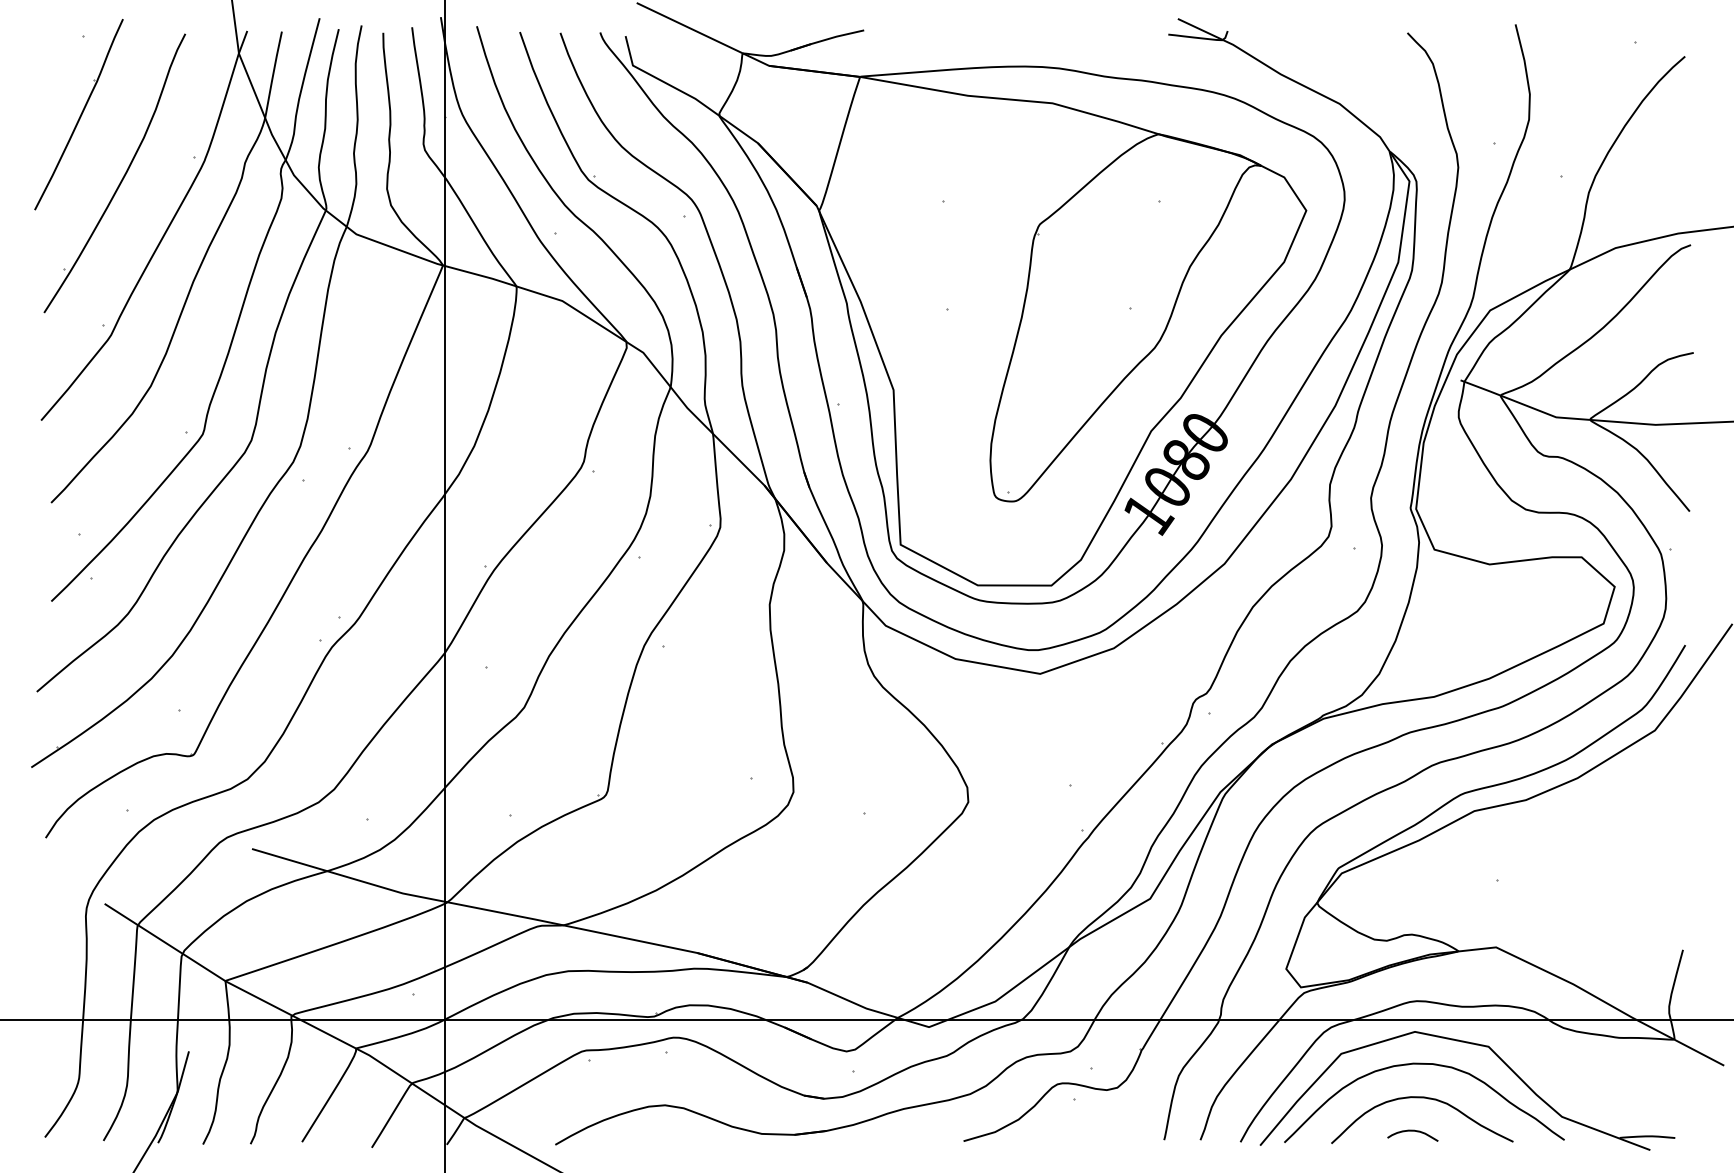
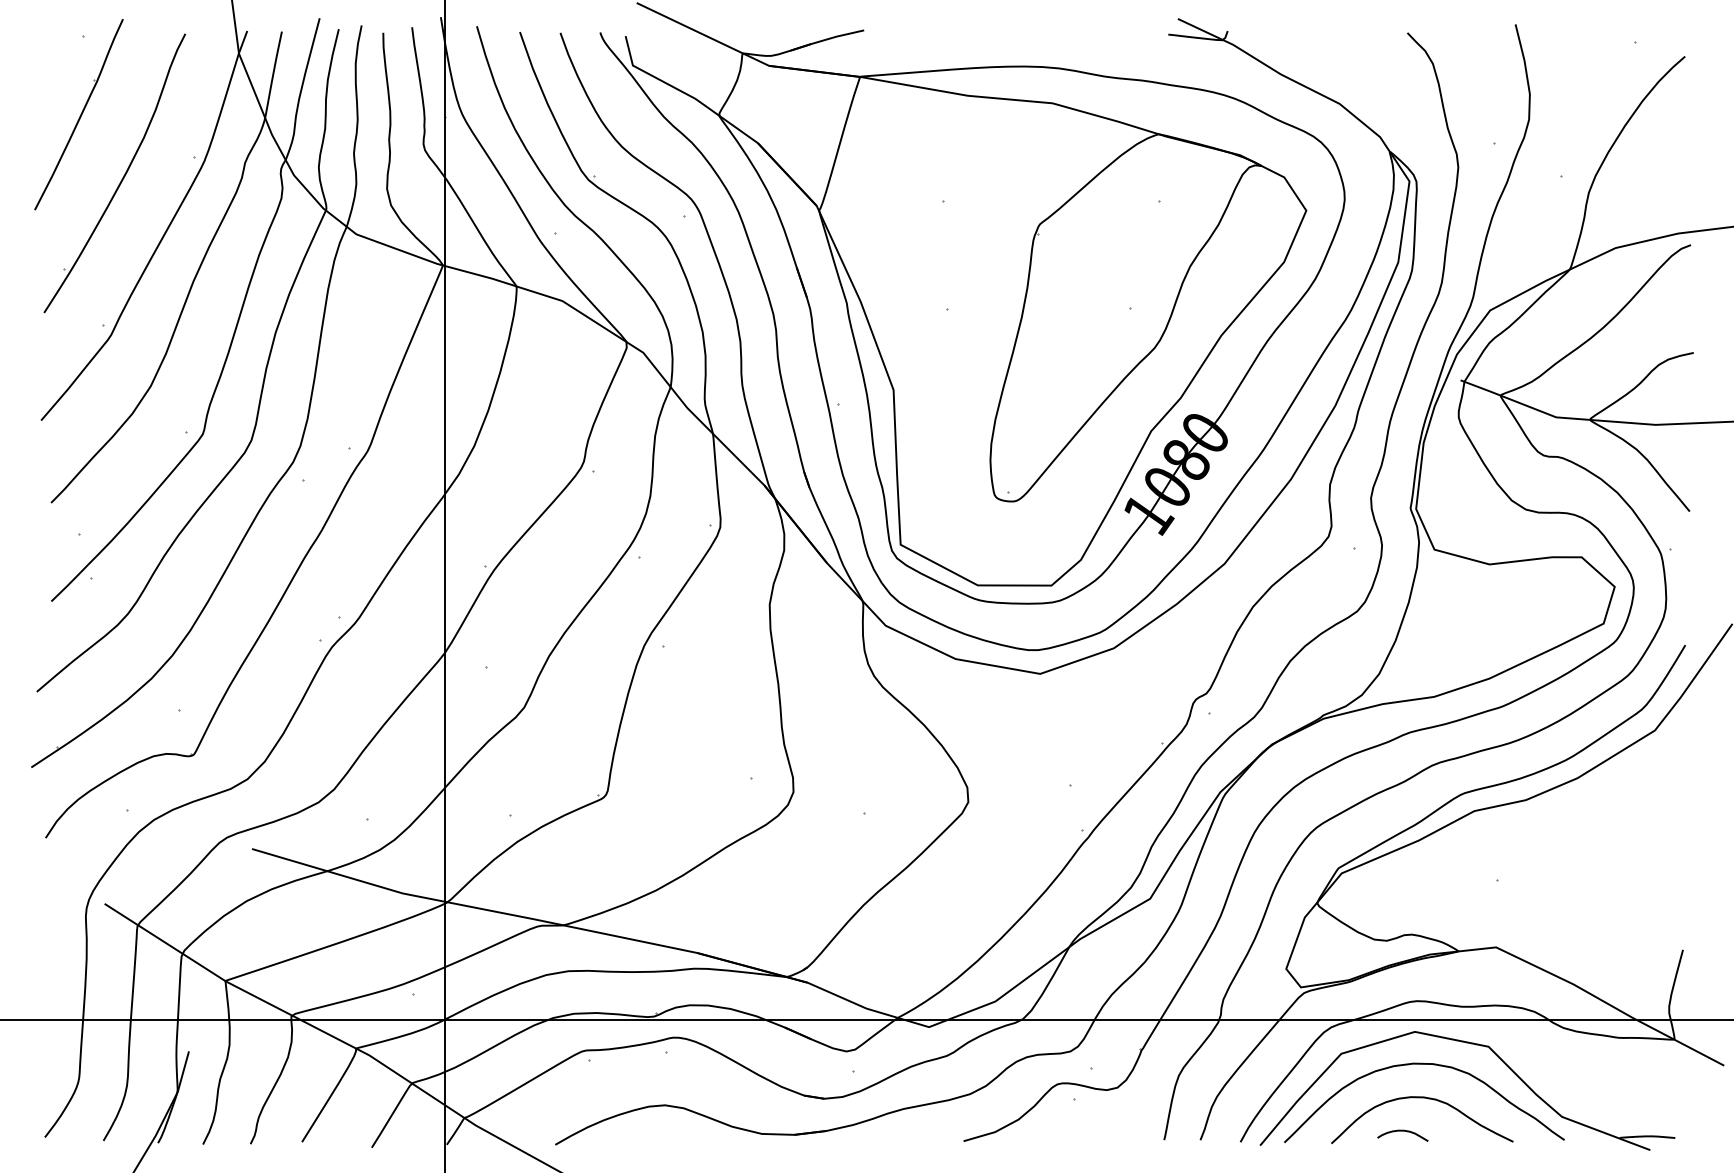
curve position: (1412, 1131) -> (1402, 1131) (1402, 1131)
